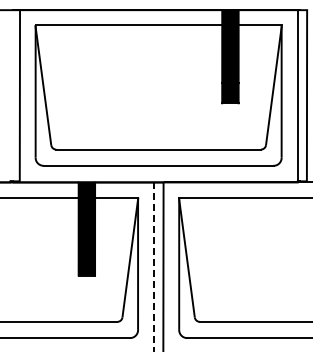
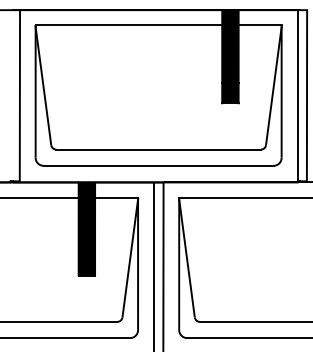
line: dashed -> solid (154, 267)
